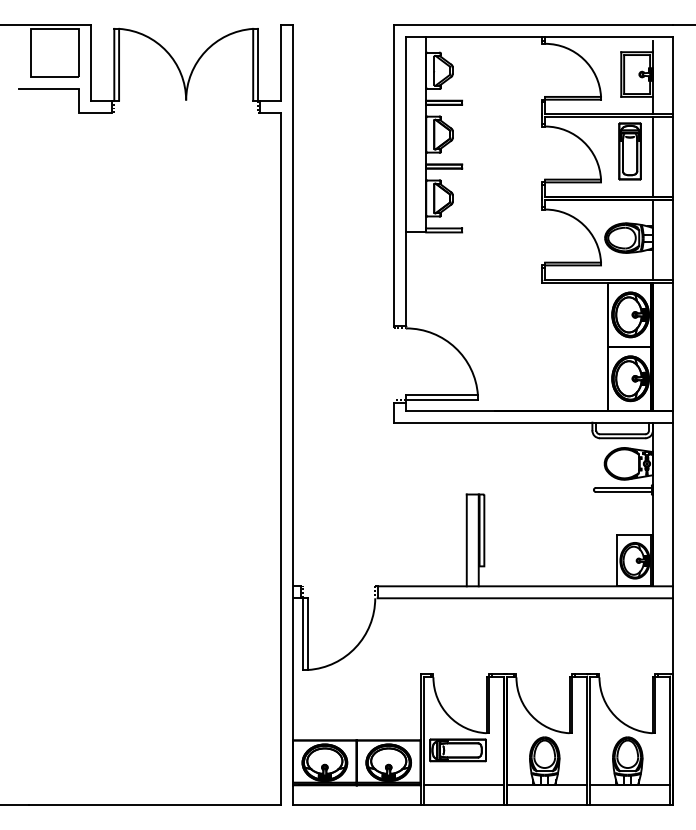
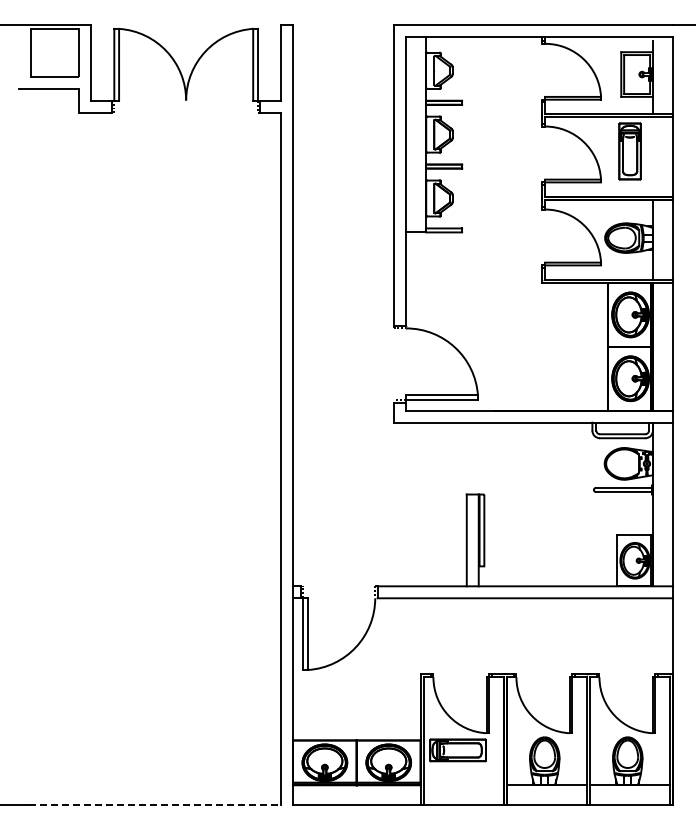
line: present -> none (652, 156)
line: present -> none (463, 785)
line: solid -> dashed (155, 805)
